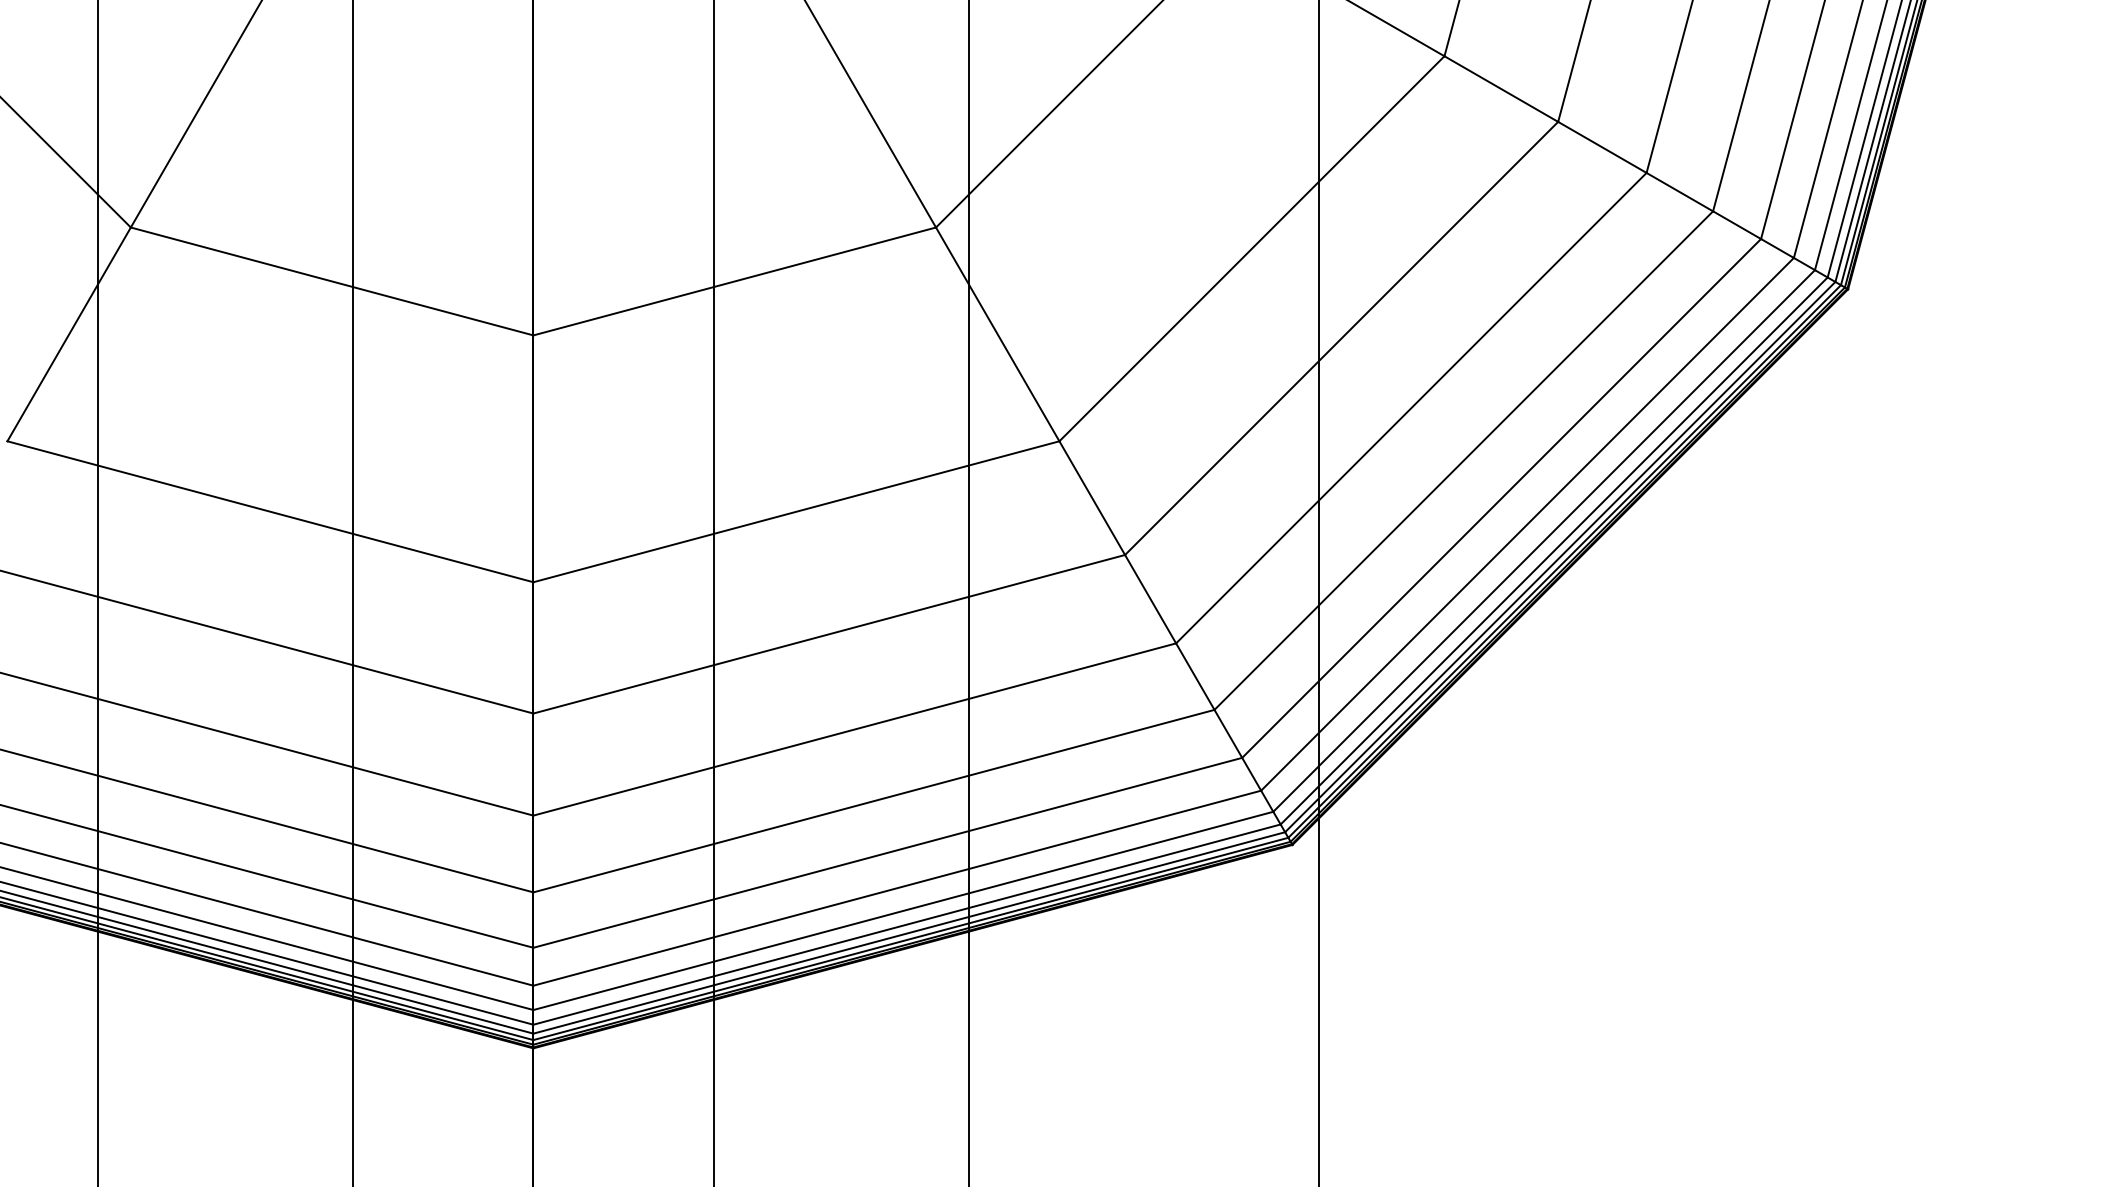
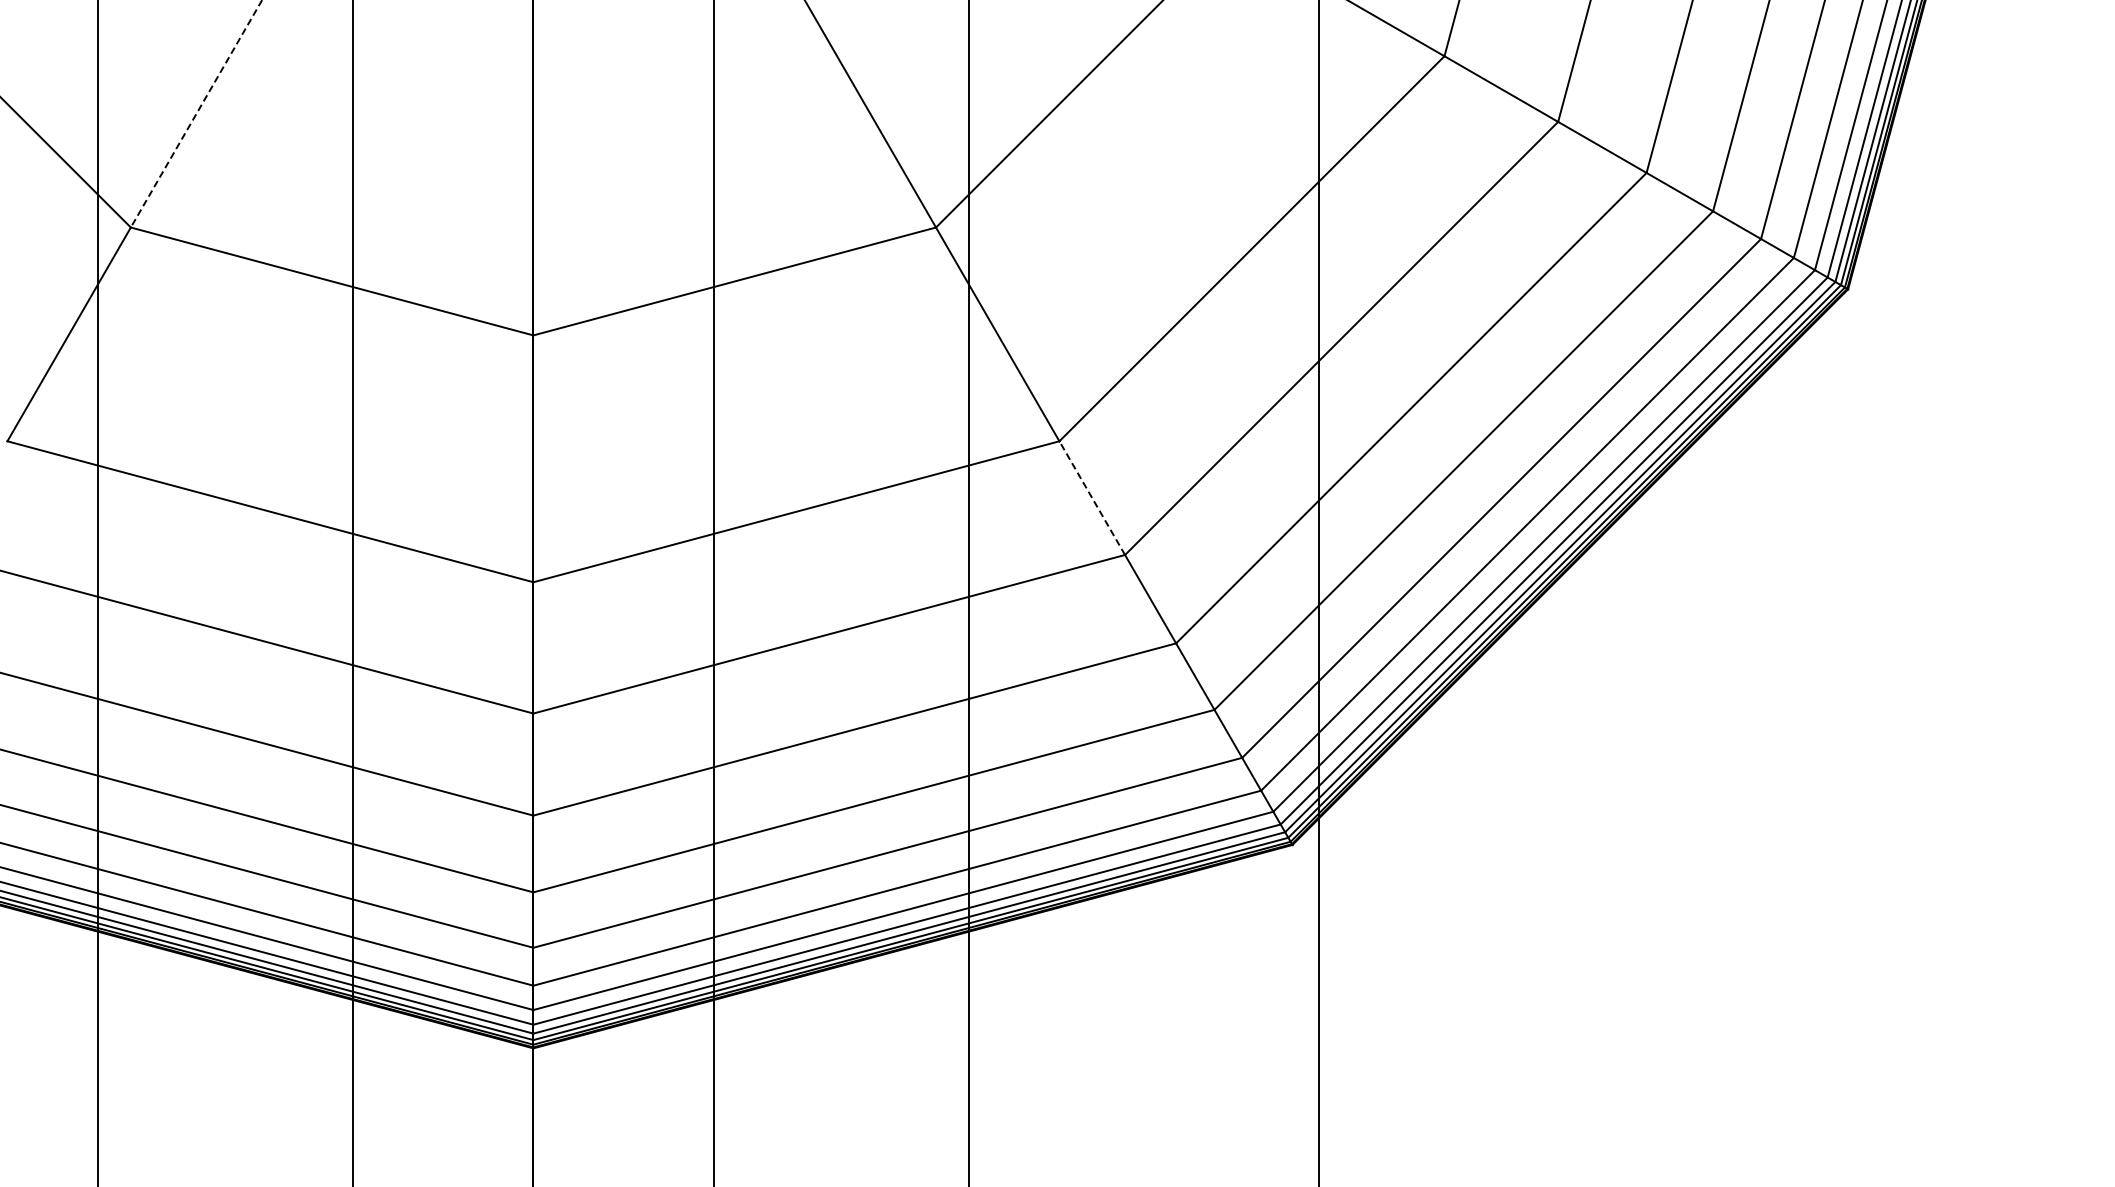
line: solid -> dashed (196, 114)
line: solid -> dashed (1092, 498)
